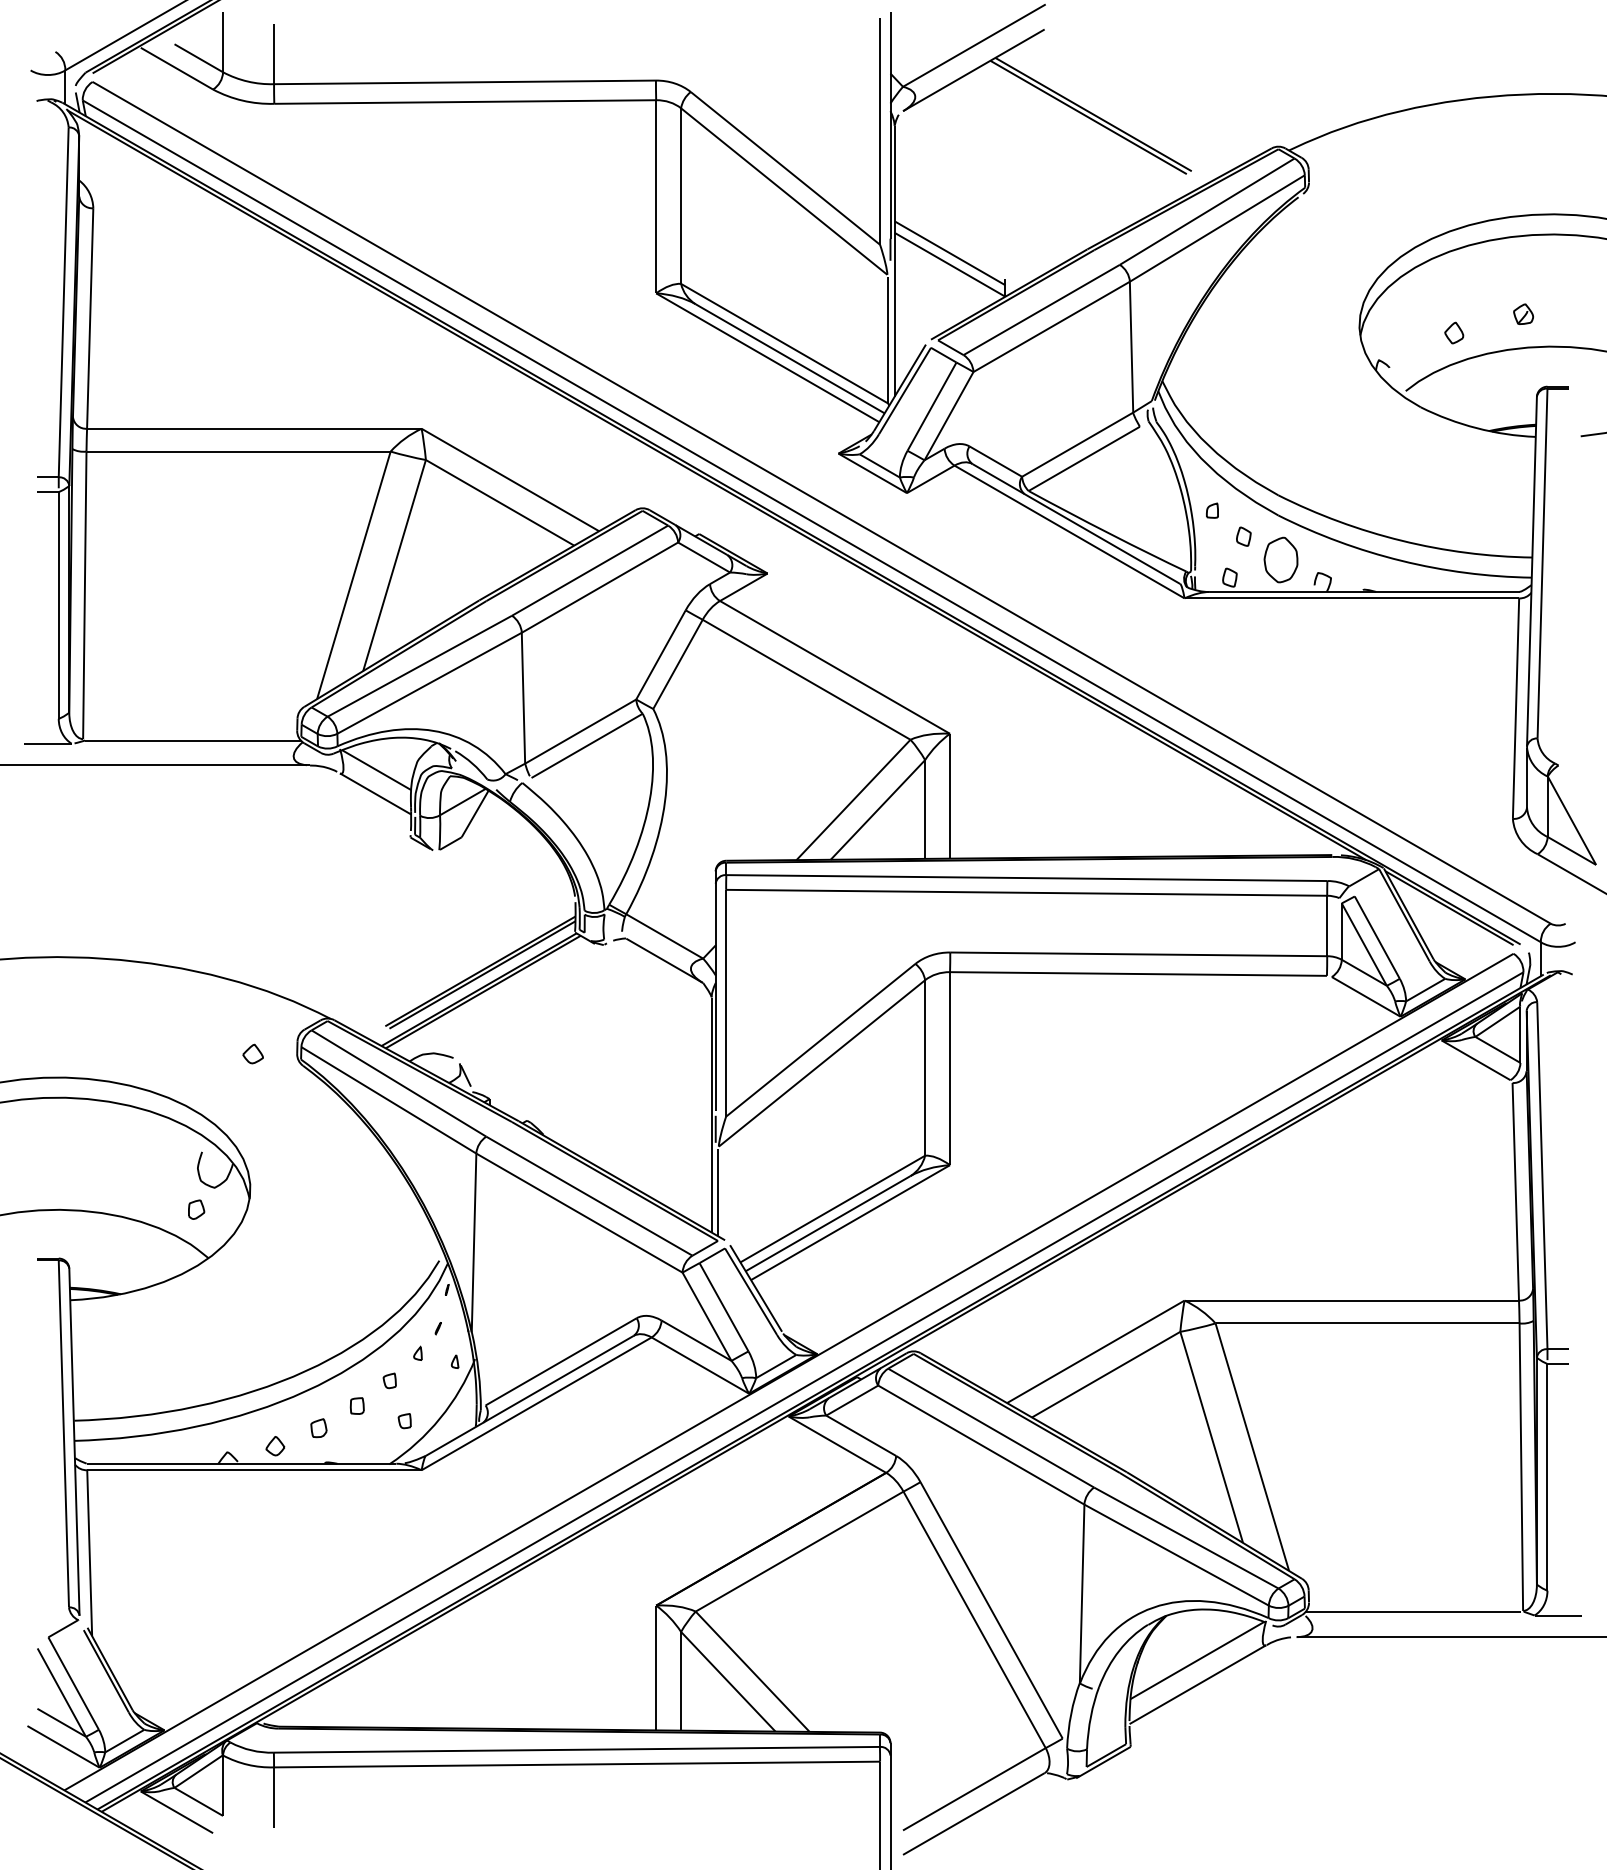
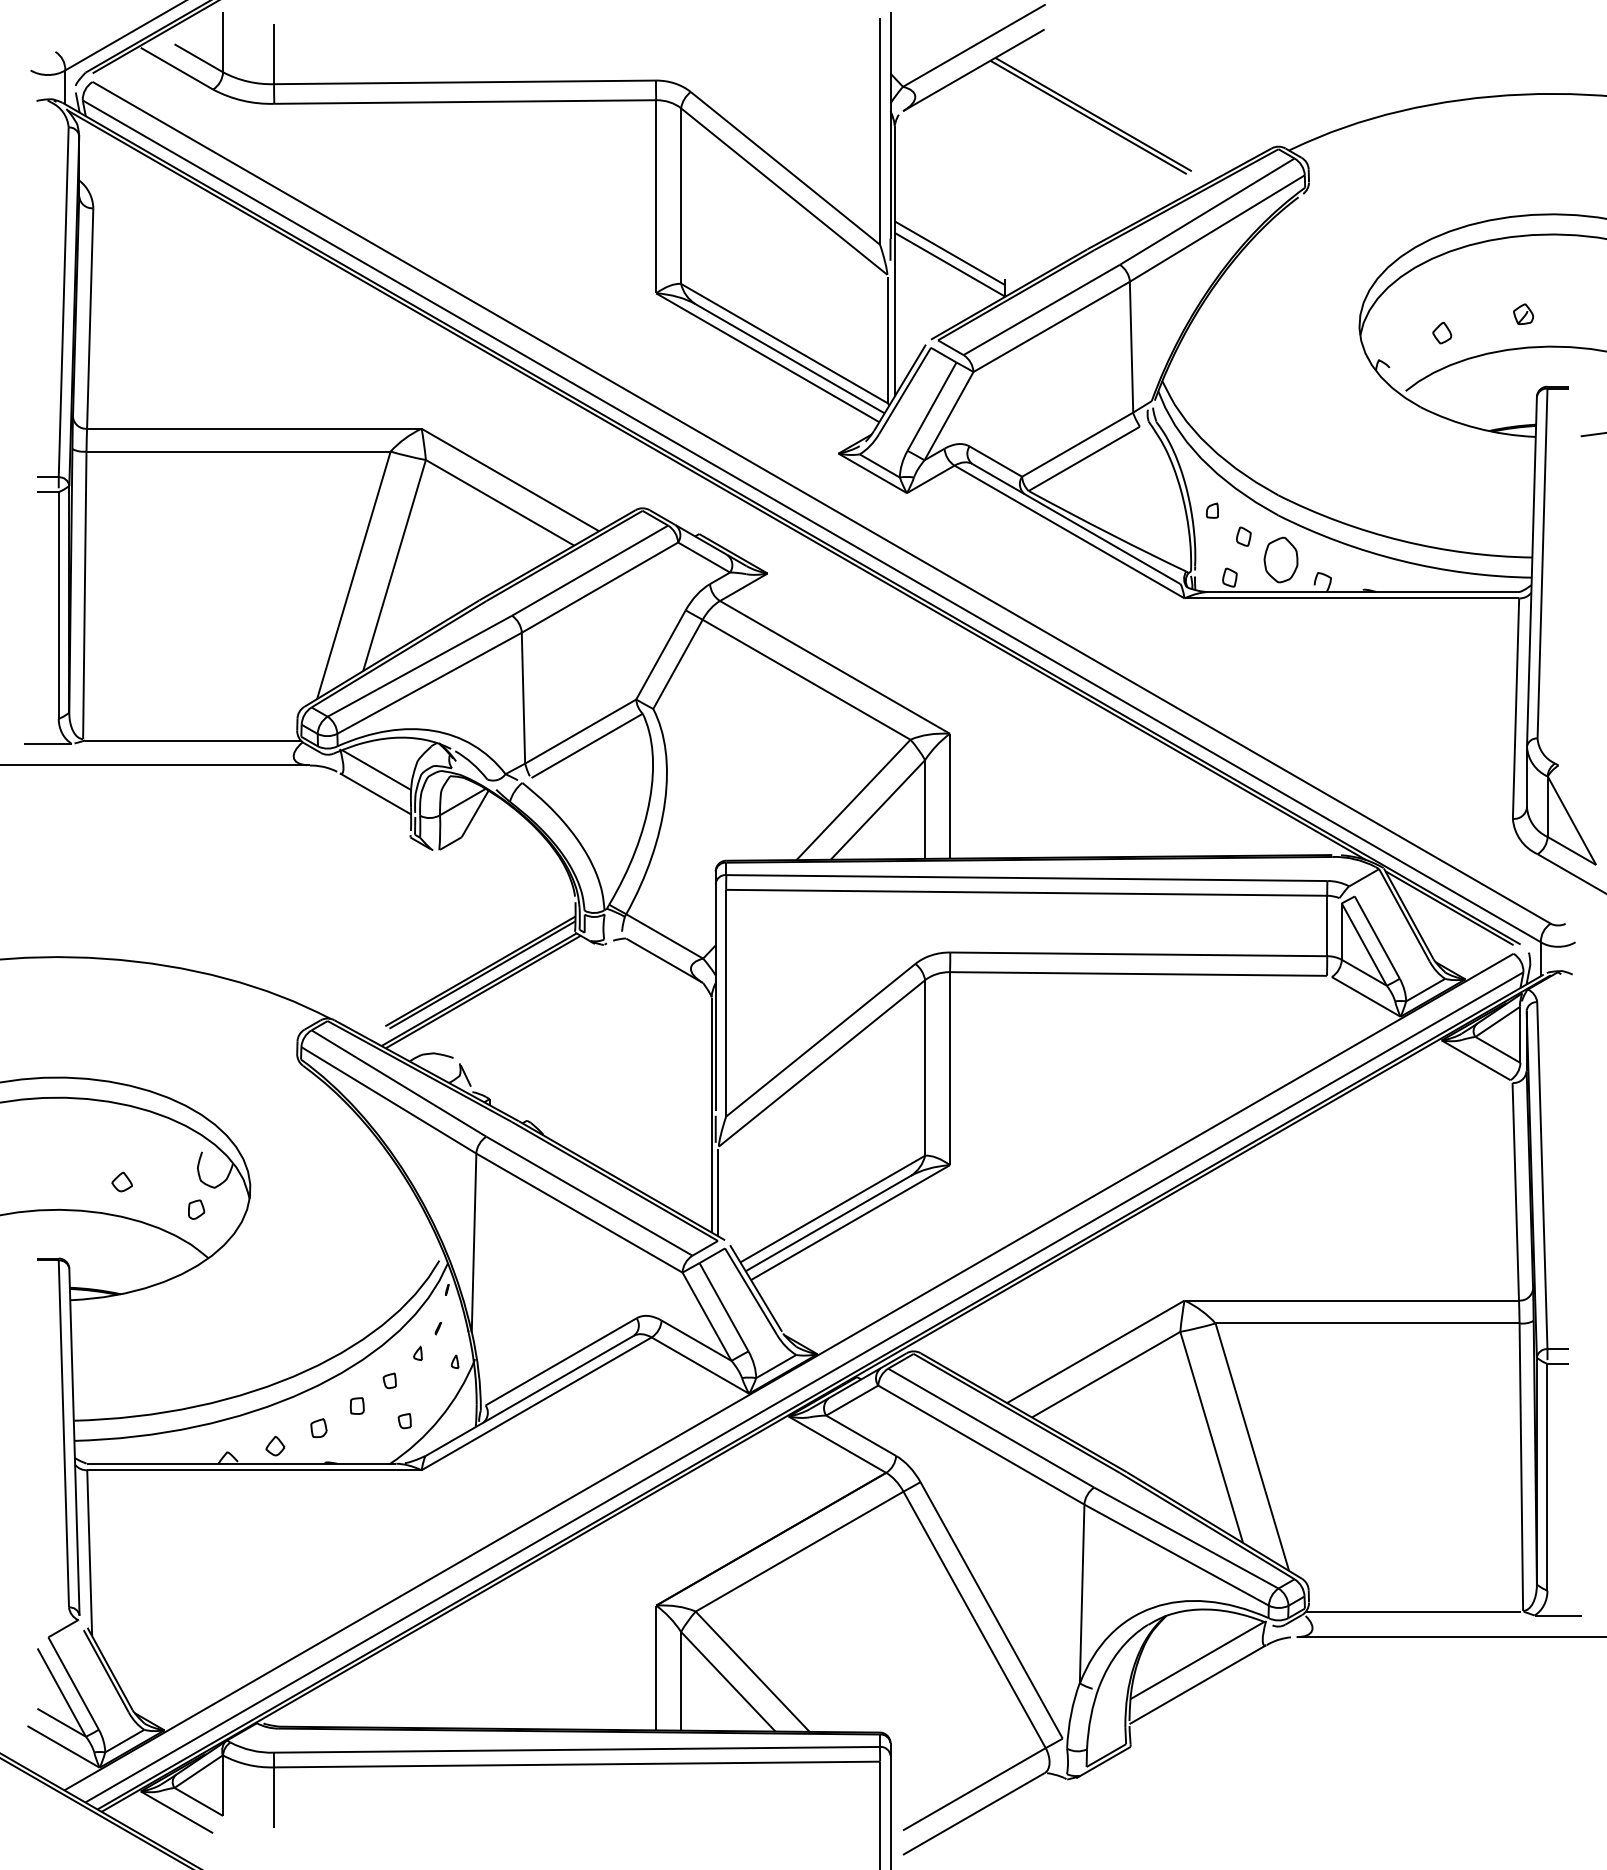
part position: (1454, 332) -> (1442, 332) (1442, 332)
part position: (252, 1053) -> (121, 1181) (121, 1181)
